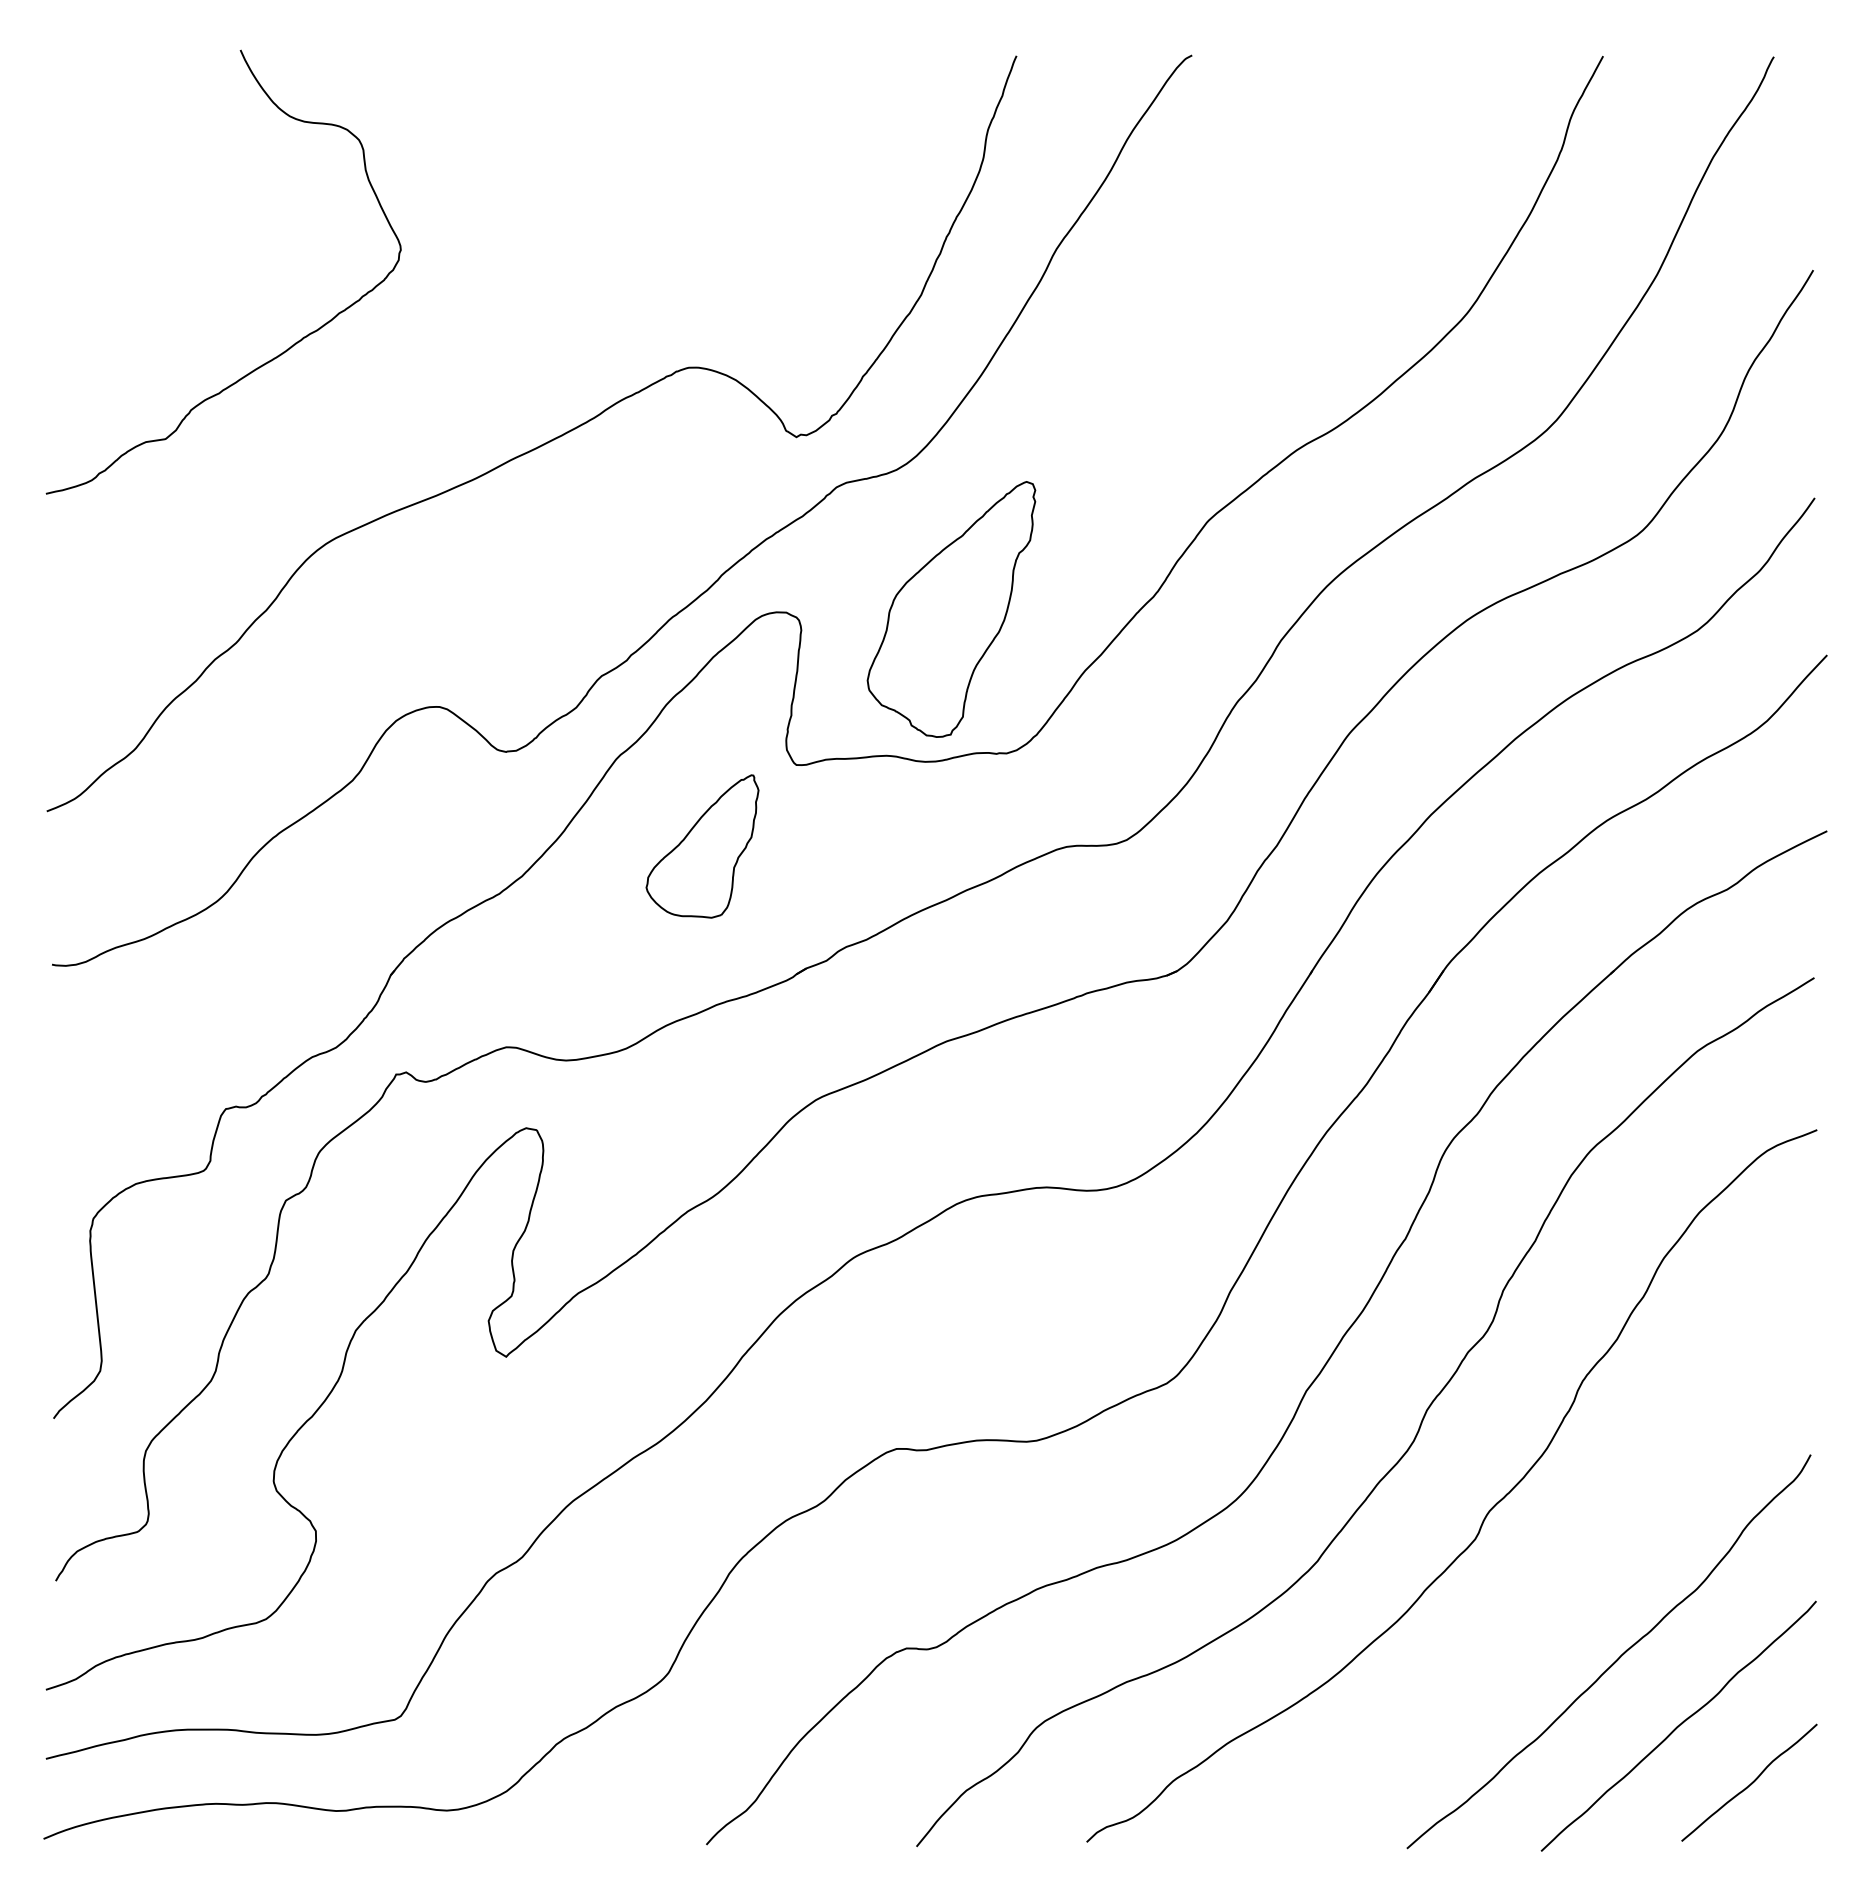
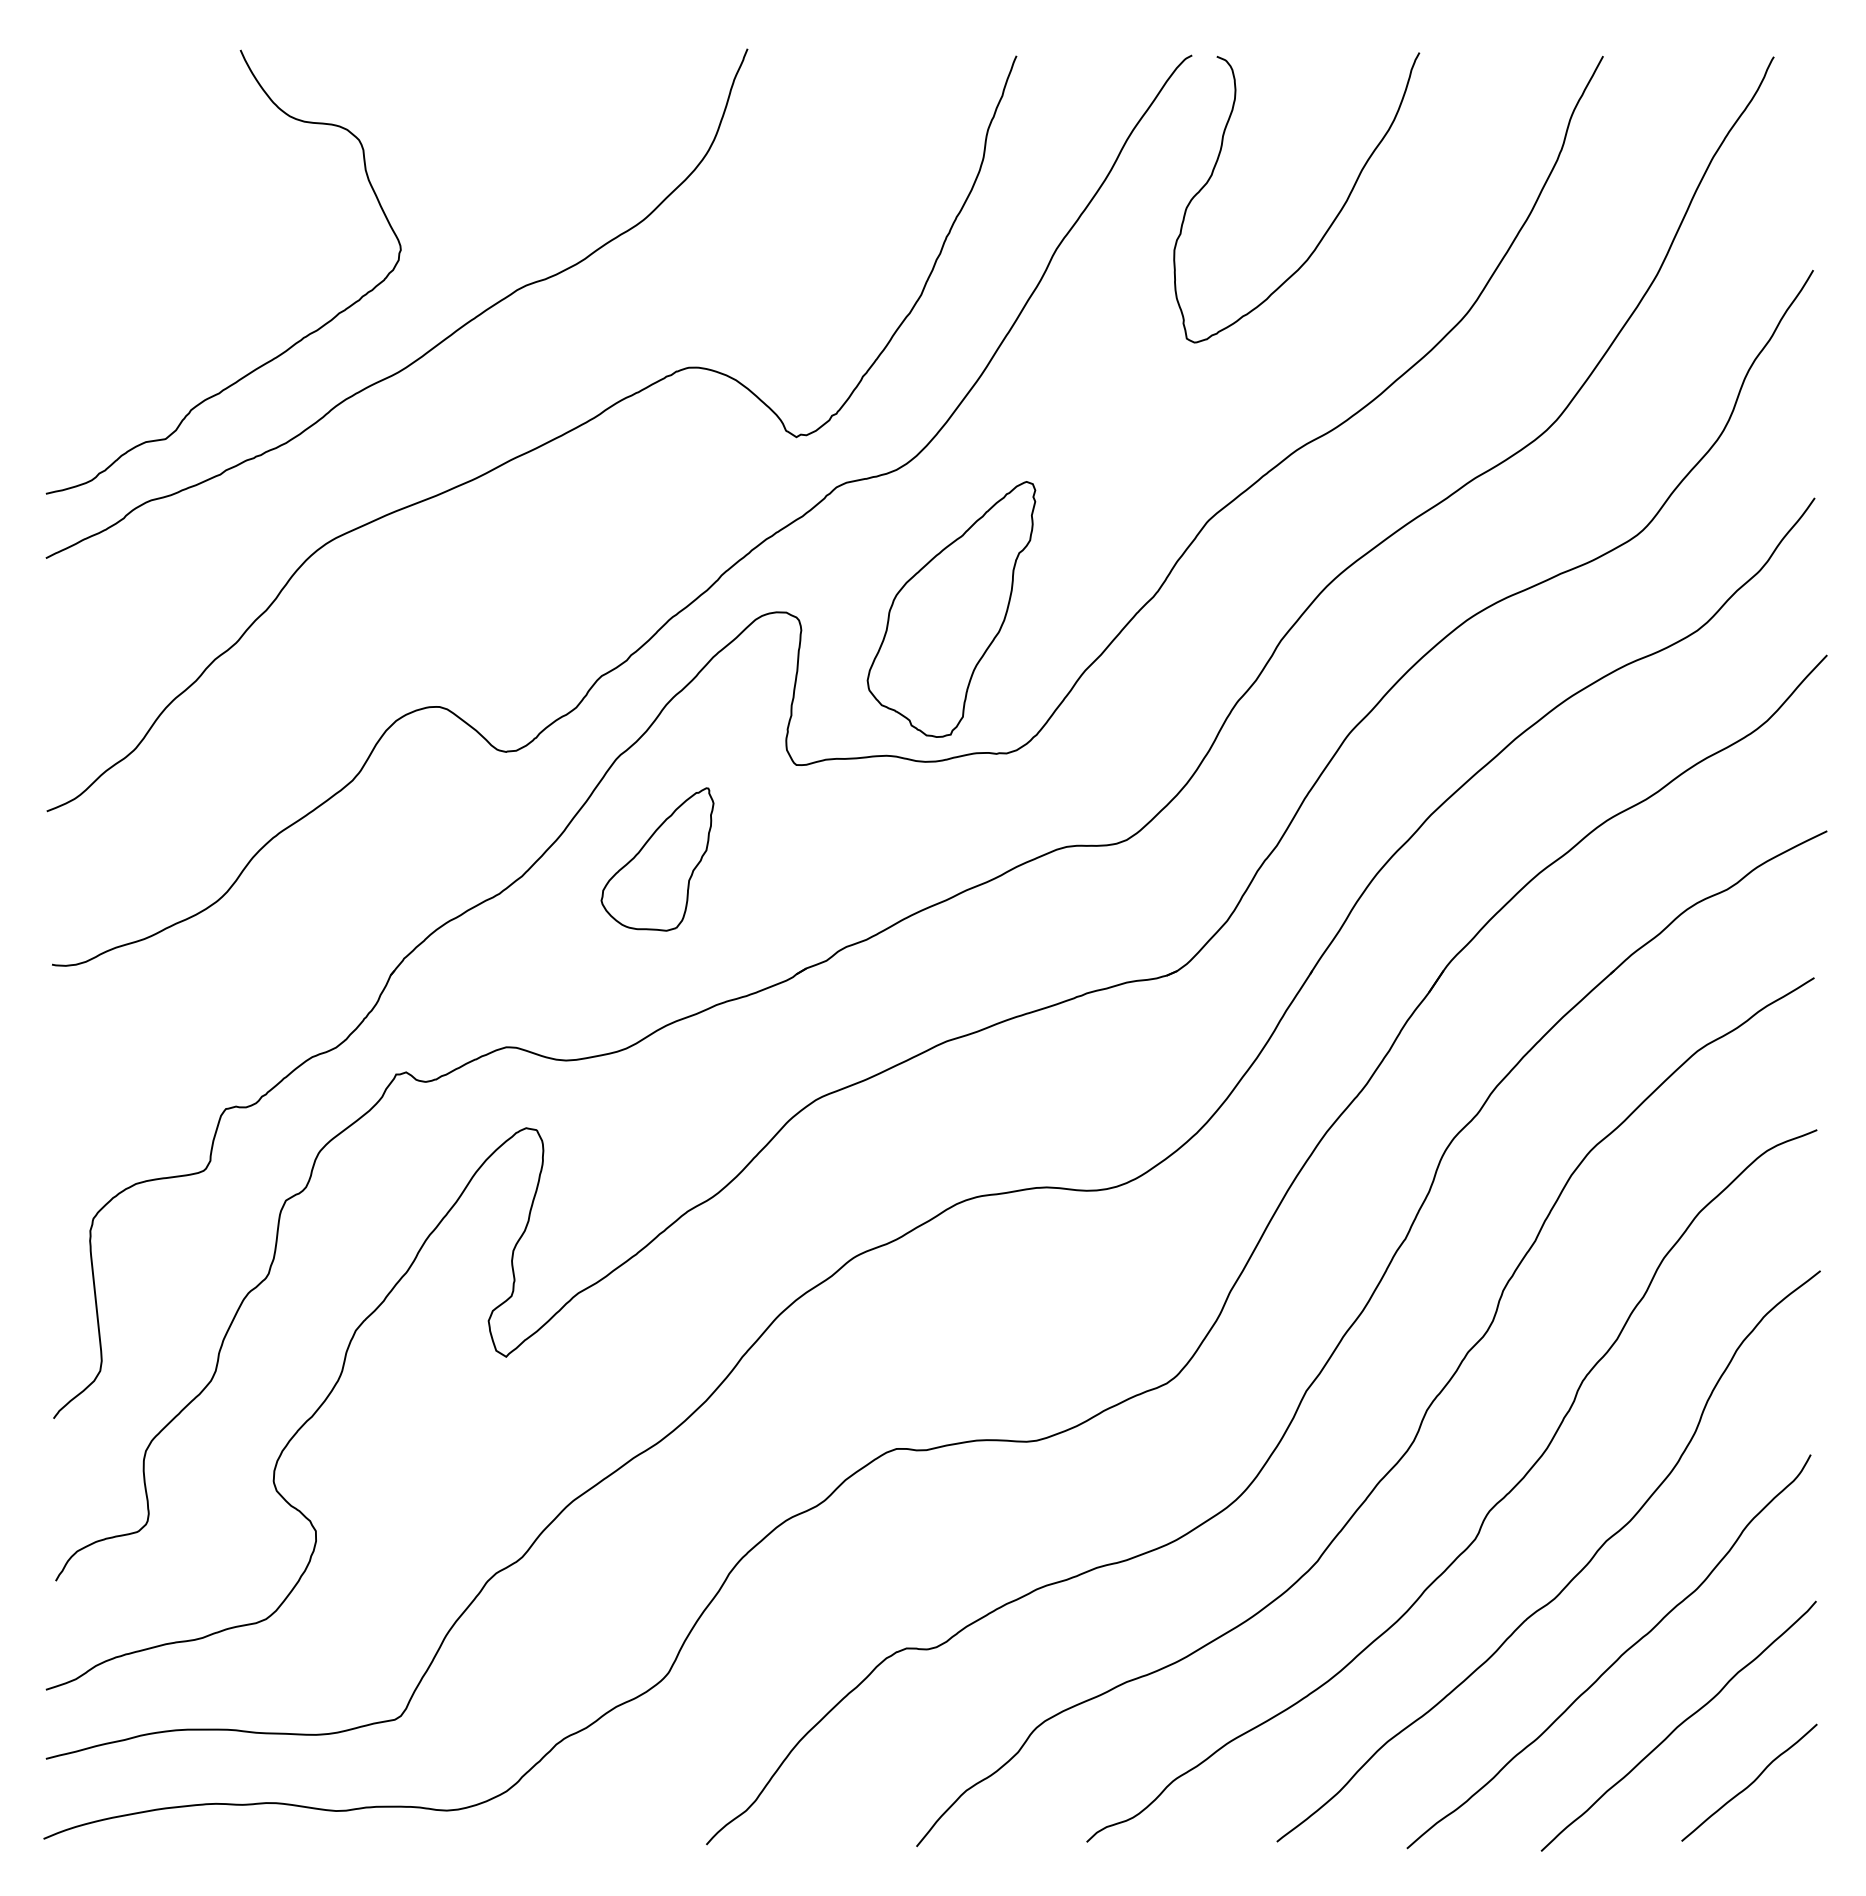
curve: none -> present (1333, 219)
curve: none -> present (429, 349)
part position: (702, 846) -> (657, 859) (657, 859)
curve: none -> present (1571, 1579)
